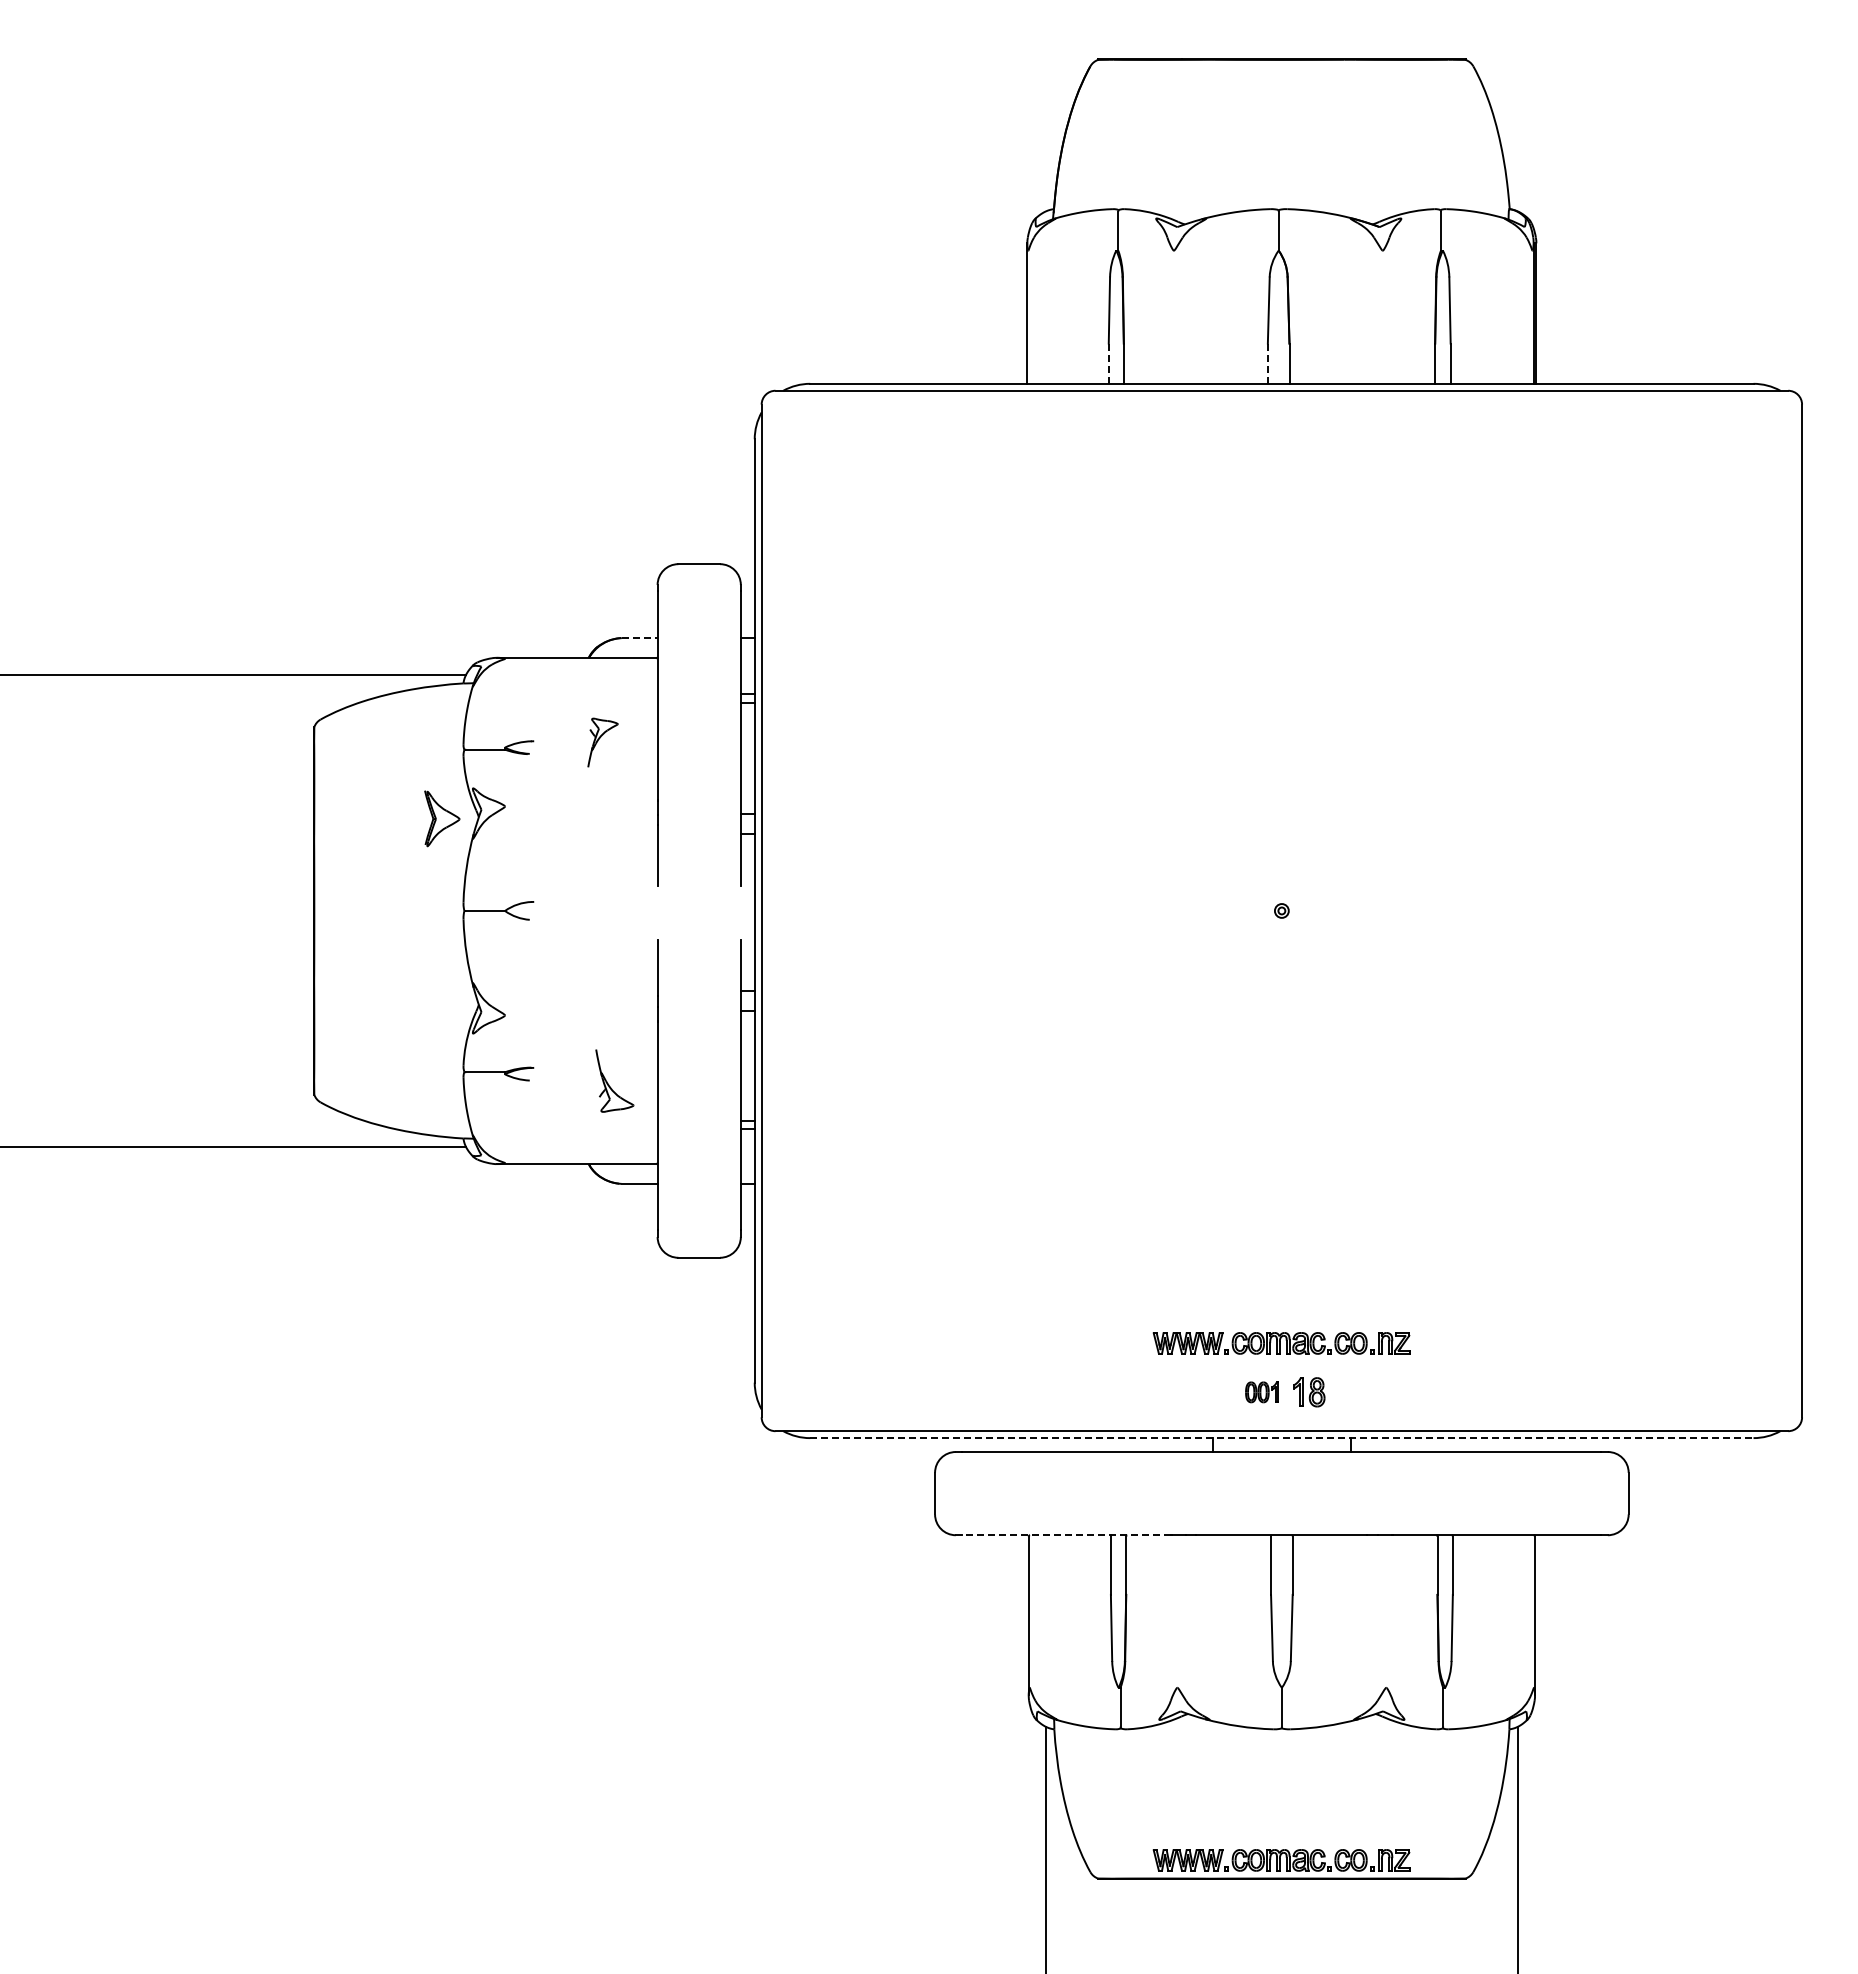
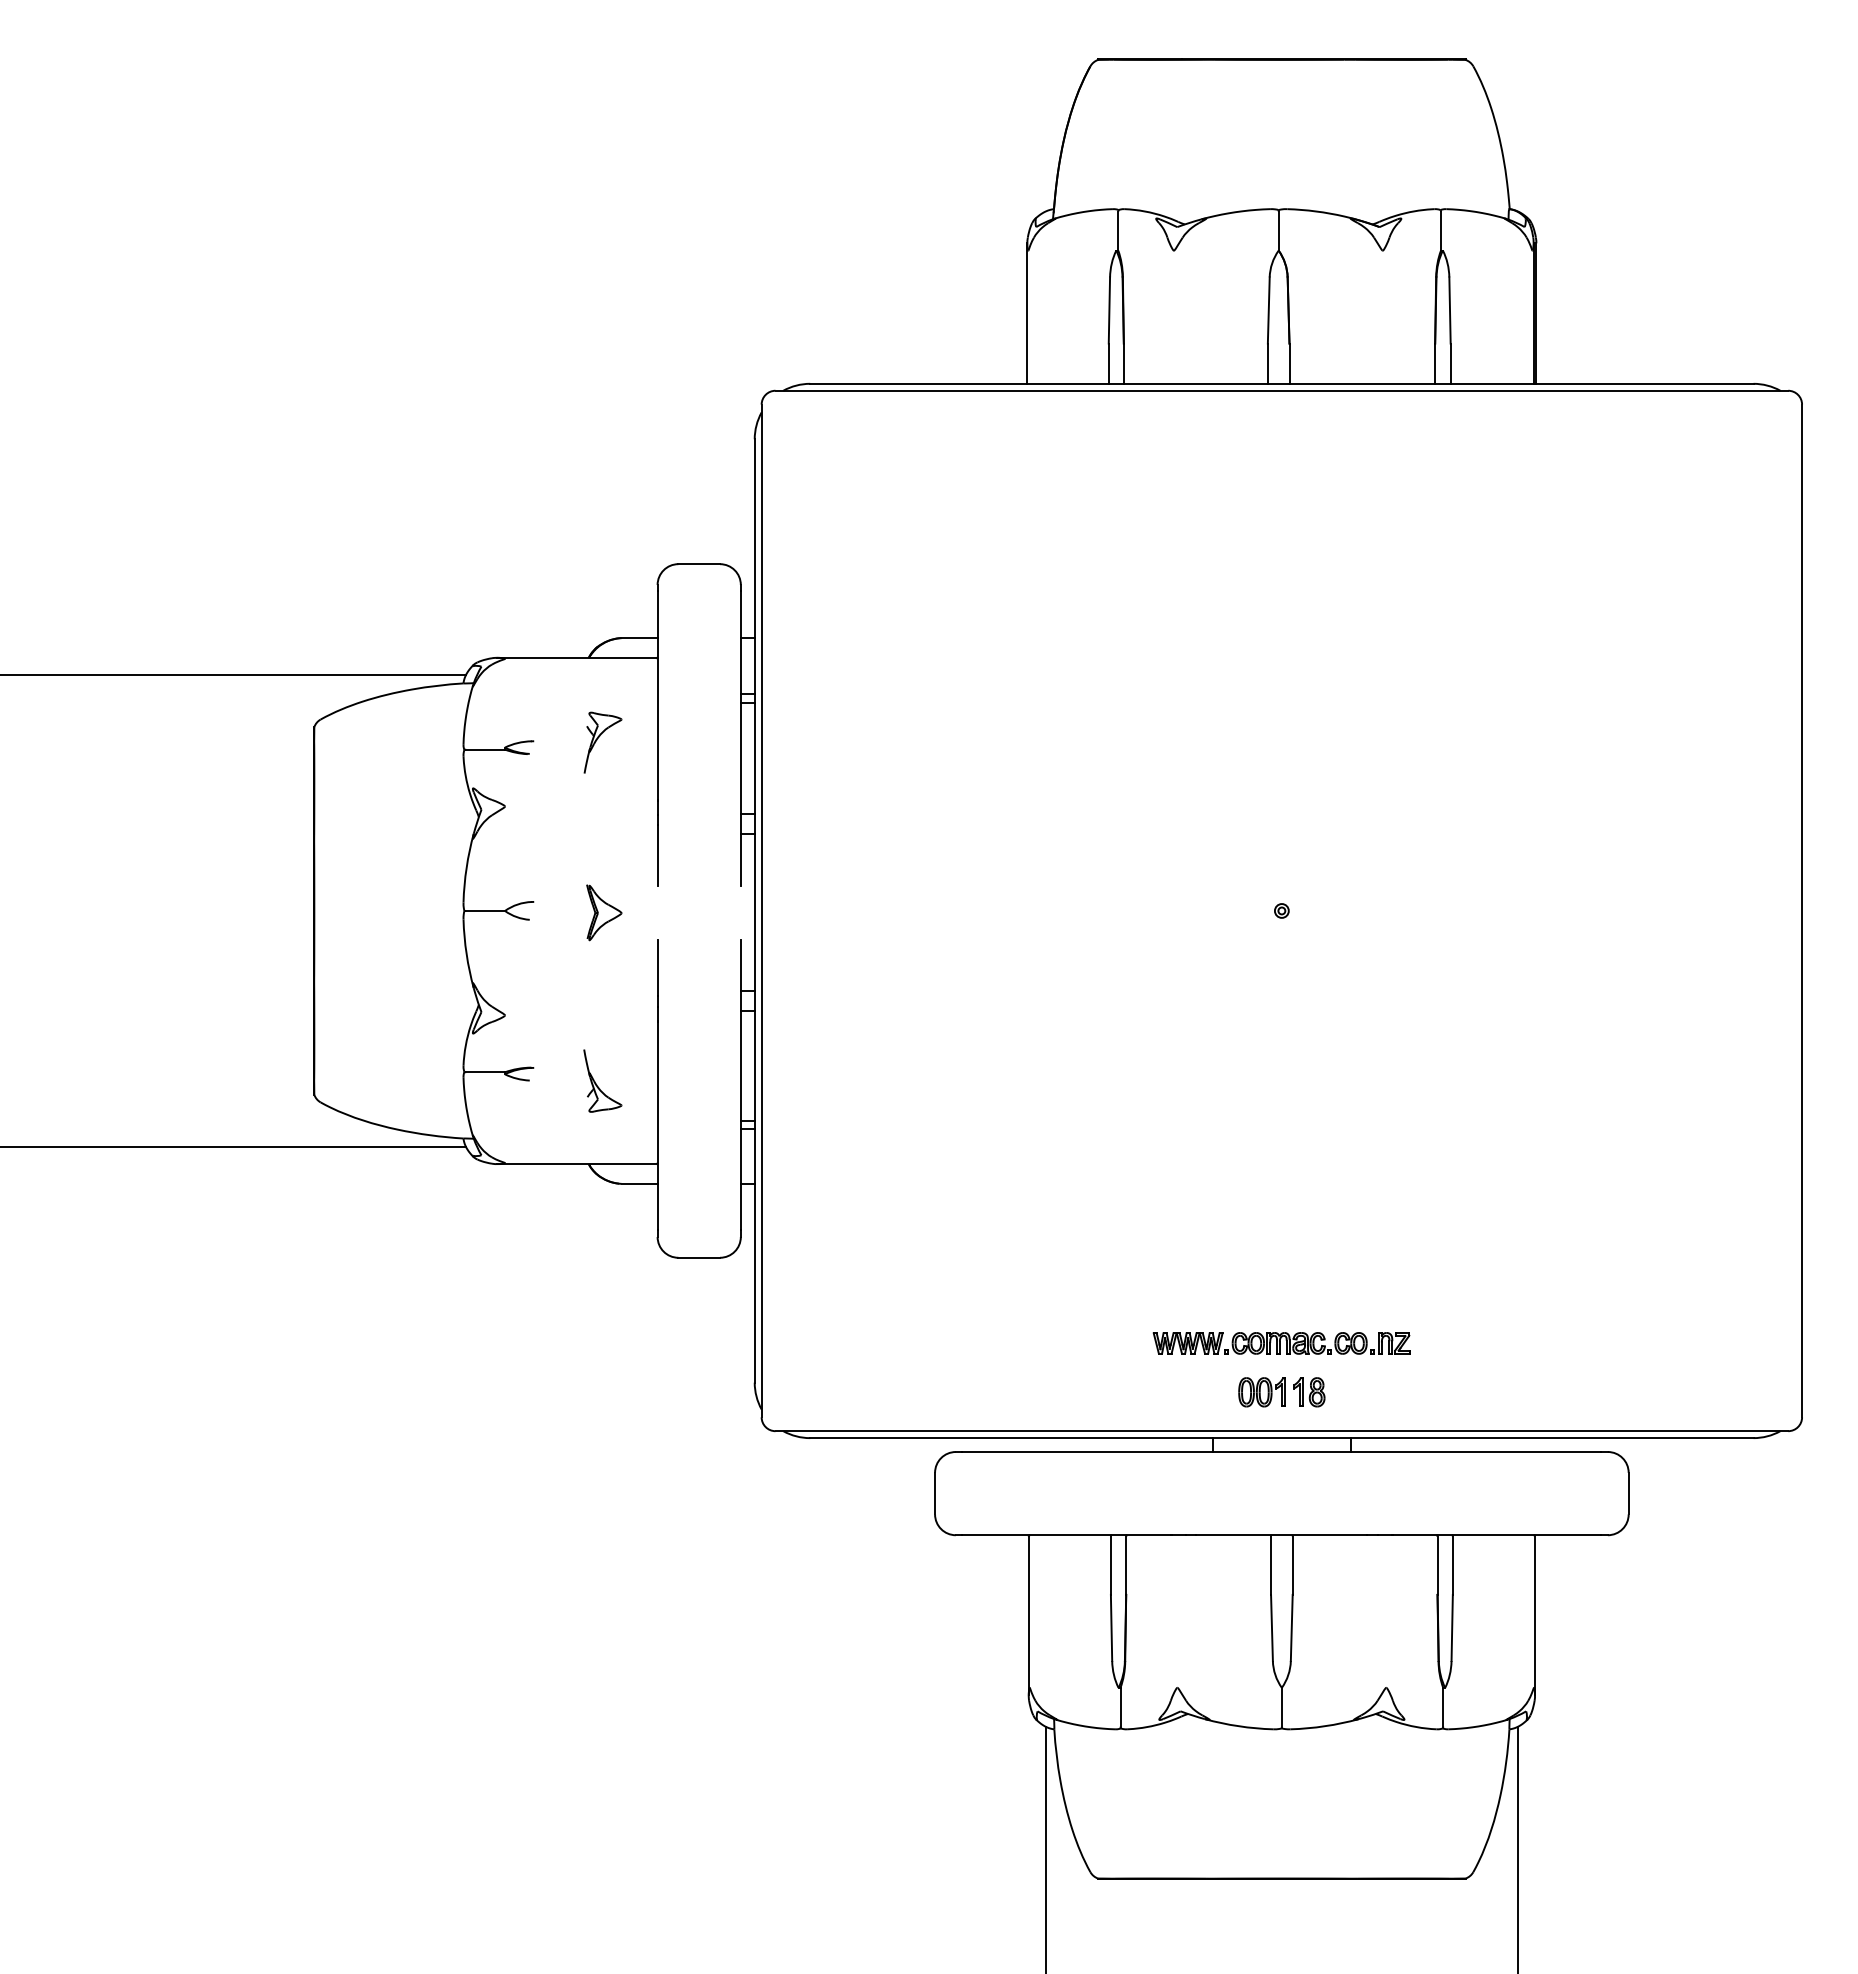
line: dashed -> solid (1108, 363)
line: dashed -> solid (1267, 363)
line: dashed -> solid (640, 638)
part size: 32x51 px -> 40x63 px (602, 742)
part position: (442, 818) -> (604, 912) (604, 912)
part position: (609, 1084) -> (597, 1084) (597, 1084)
part size: 34x23 px -> 48x31 px (1261, 1392)
line: dashed -> solid (1281, 1438)
line: dashed -> solid (1065, 1535)
part: present -> none (1281, 1860)
